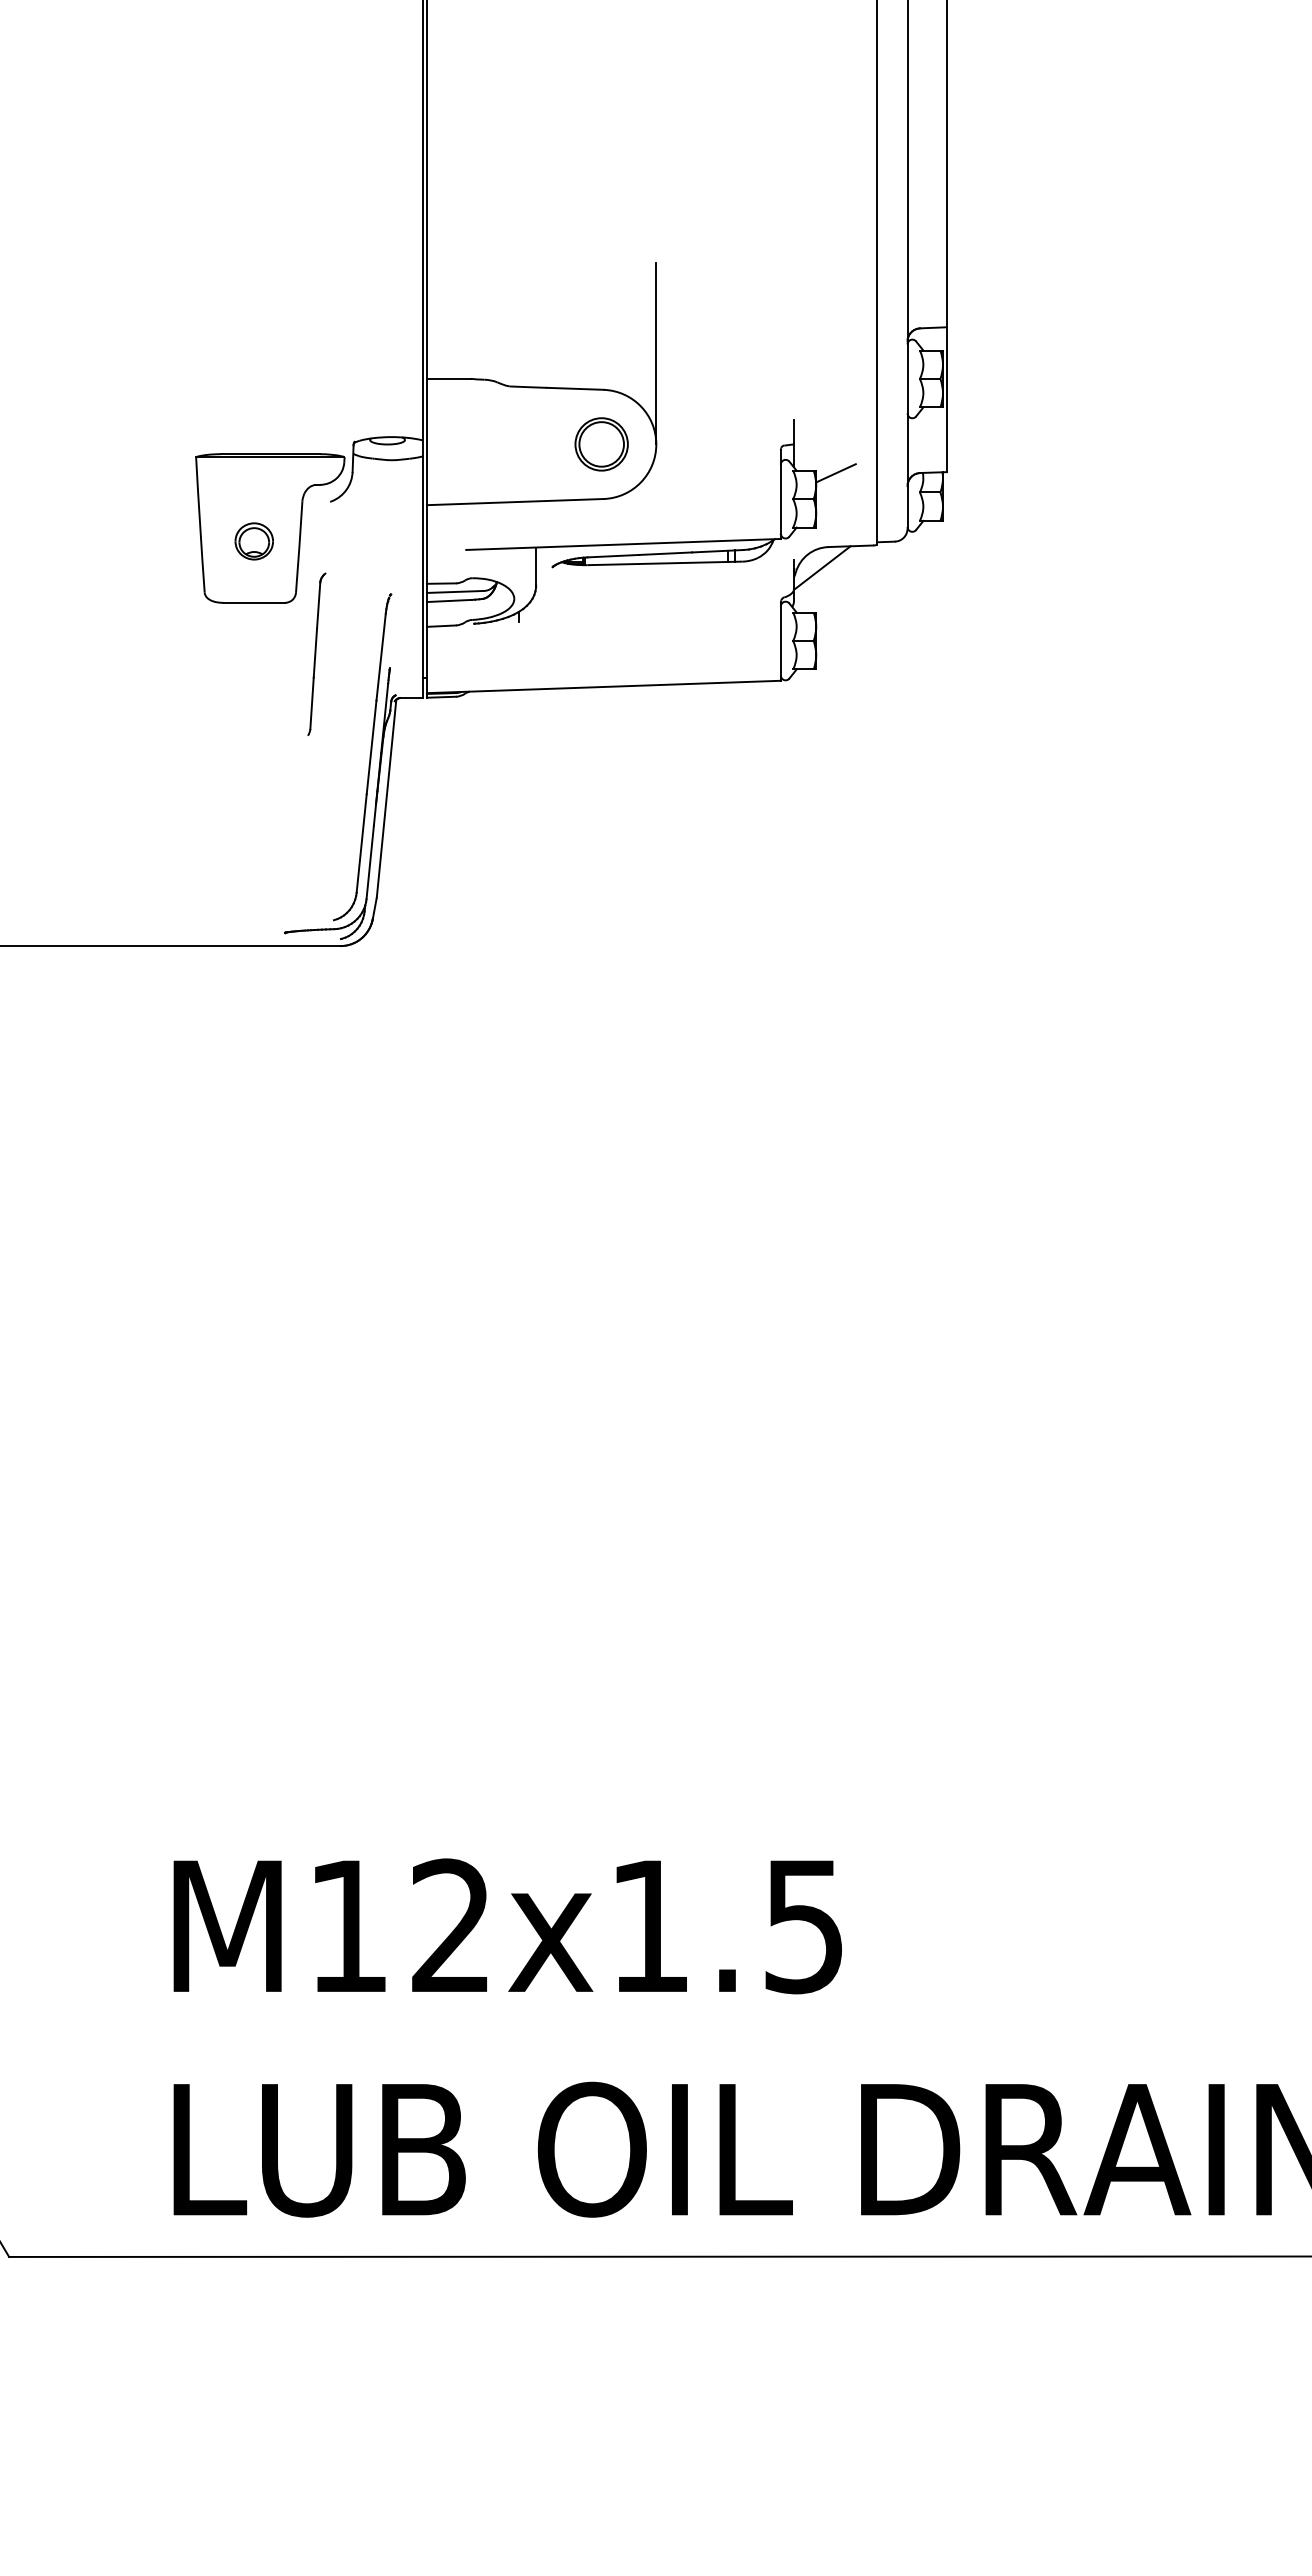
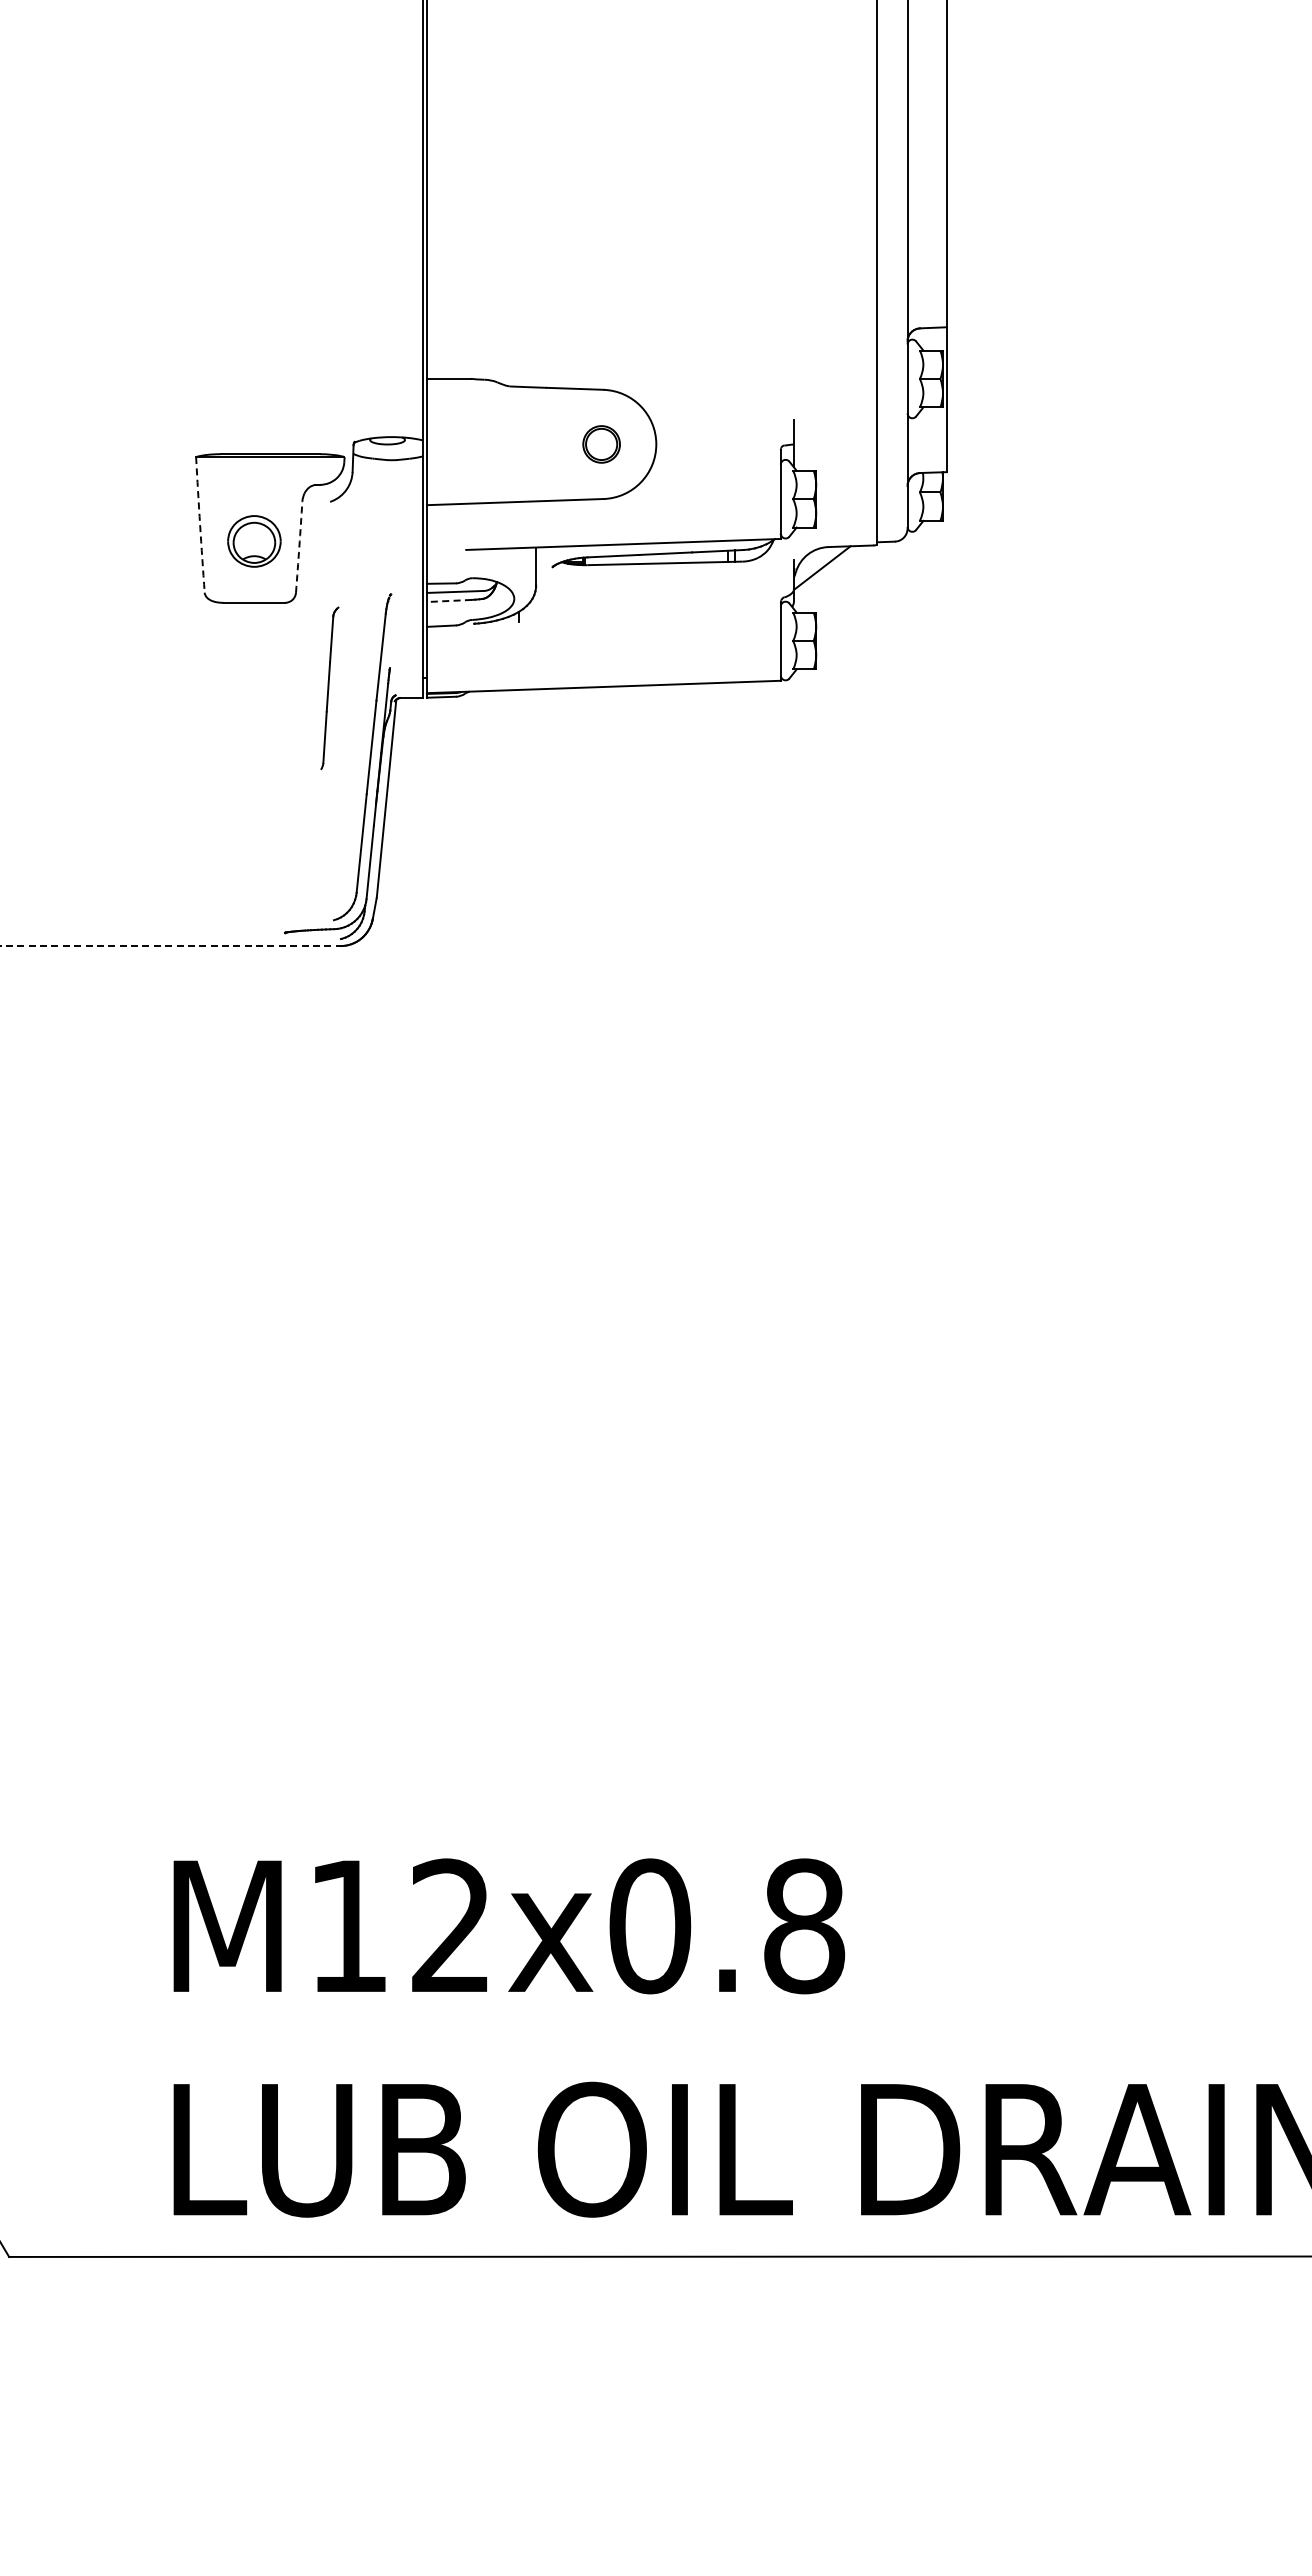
line: present -> none (656, 353)
part size: 55x55 px -> 39x39 px (601, 444)
line: present -> none (835, 473)
arc: solid -> dashed (200, 524)
part size: 40x39 px -> 55x53 px (254, 541)
arc: solid -> dashed (299, 547)
line: solid -> dashed (449, 600)
part position: (316, 653) -> (329, 687) (329, 687)
line: solid -> dashed (170, 946)
text: M12x1.5 -> M12x0.8 (727, 1926)
